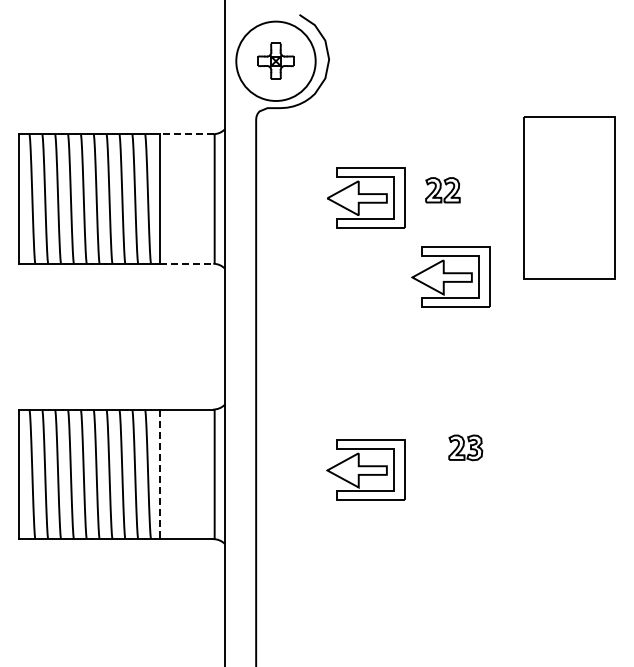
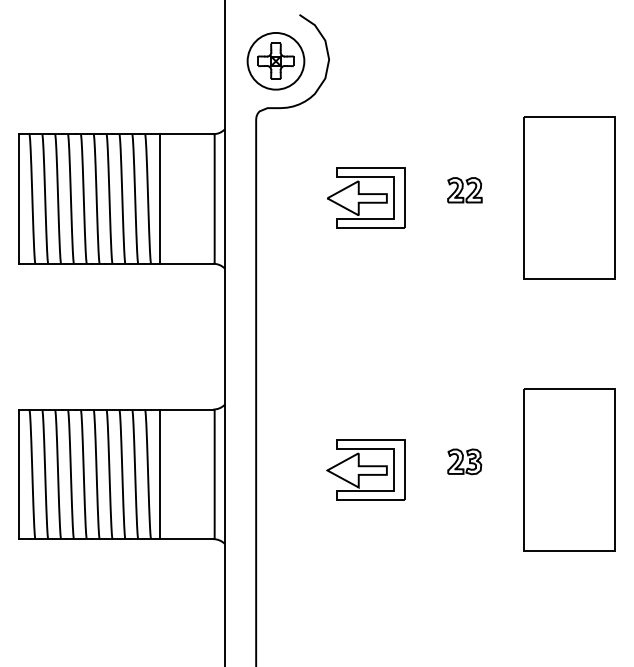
circle diameter: 79 px -> 57 px (275, 60)
line: dashed -> solid (186, 134)
part position: (442, 190) -> (464, 190) (464, 190)
line: dashed -> solid (187, 263)
part: present -> none (450, 276)
part position: (465, 447) -> (464, 461) (464, 461)
part: none -> present (569, 469)
line: dashed -> solid (159, 474)
